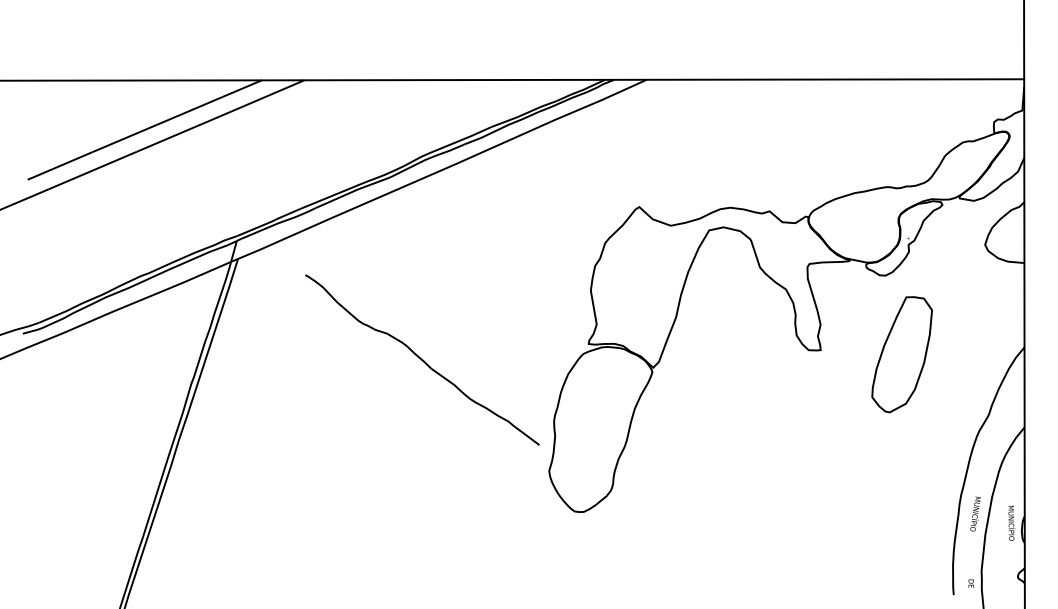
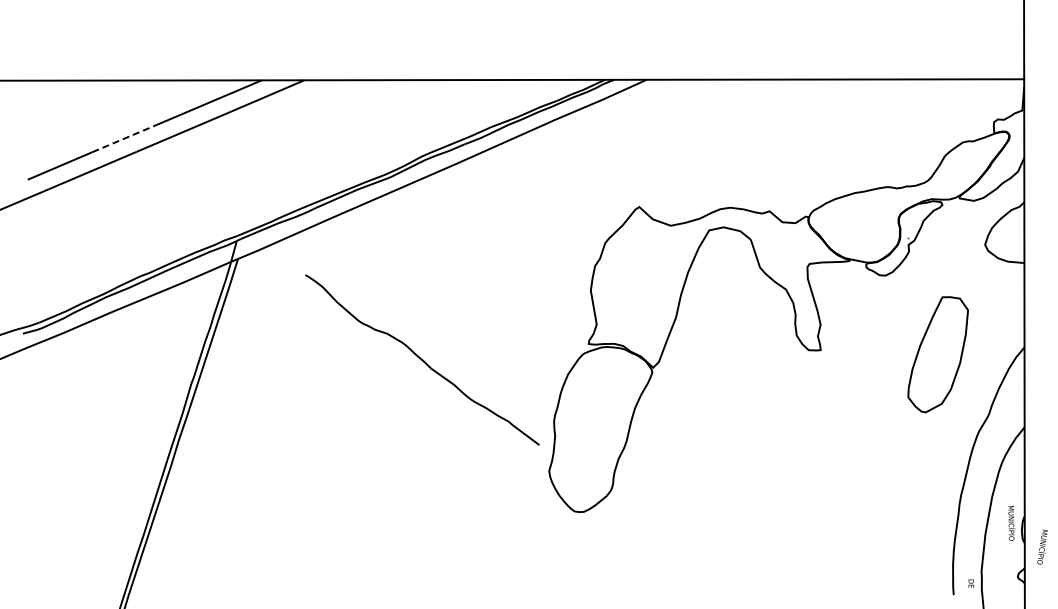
line: solid -> dashed (125, 138)
part position: (901, 354) -> (937, 354) (937, 354)
text position: (975, 513) -> (1042, 546) (1042, 546)
